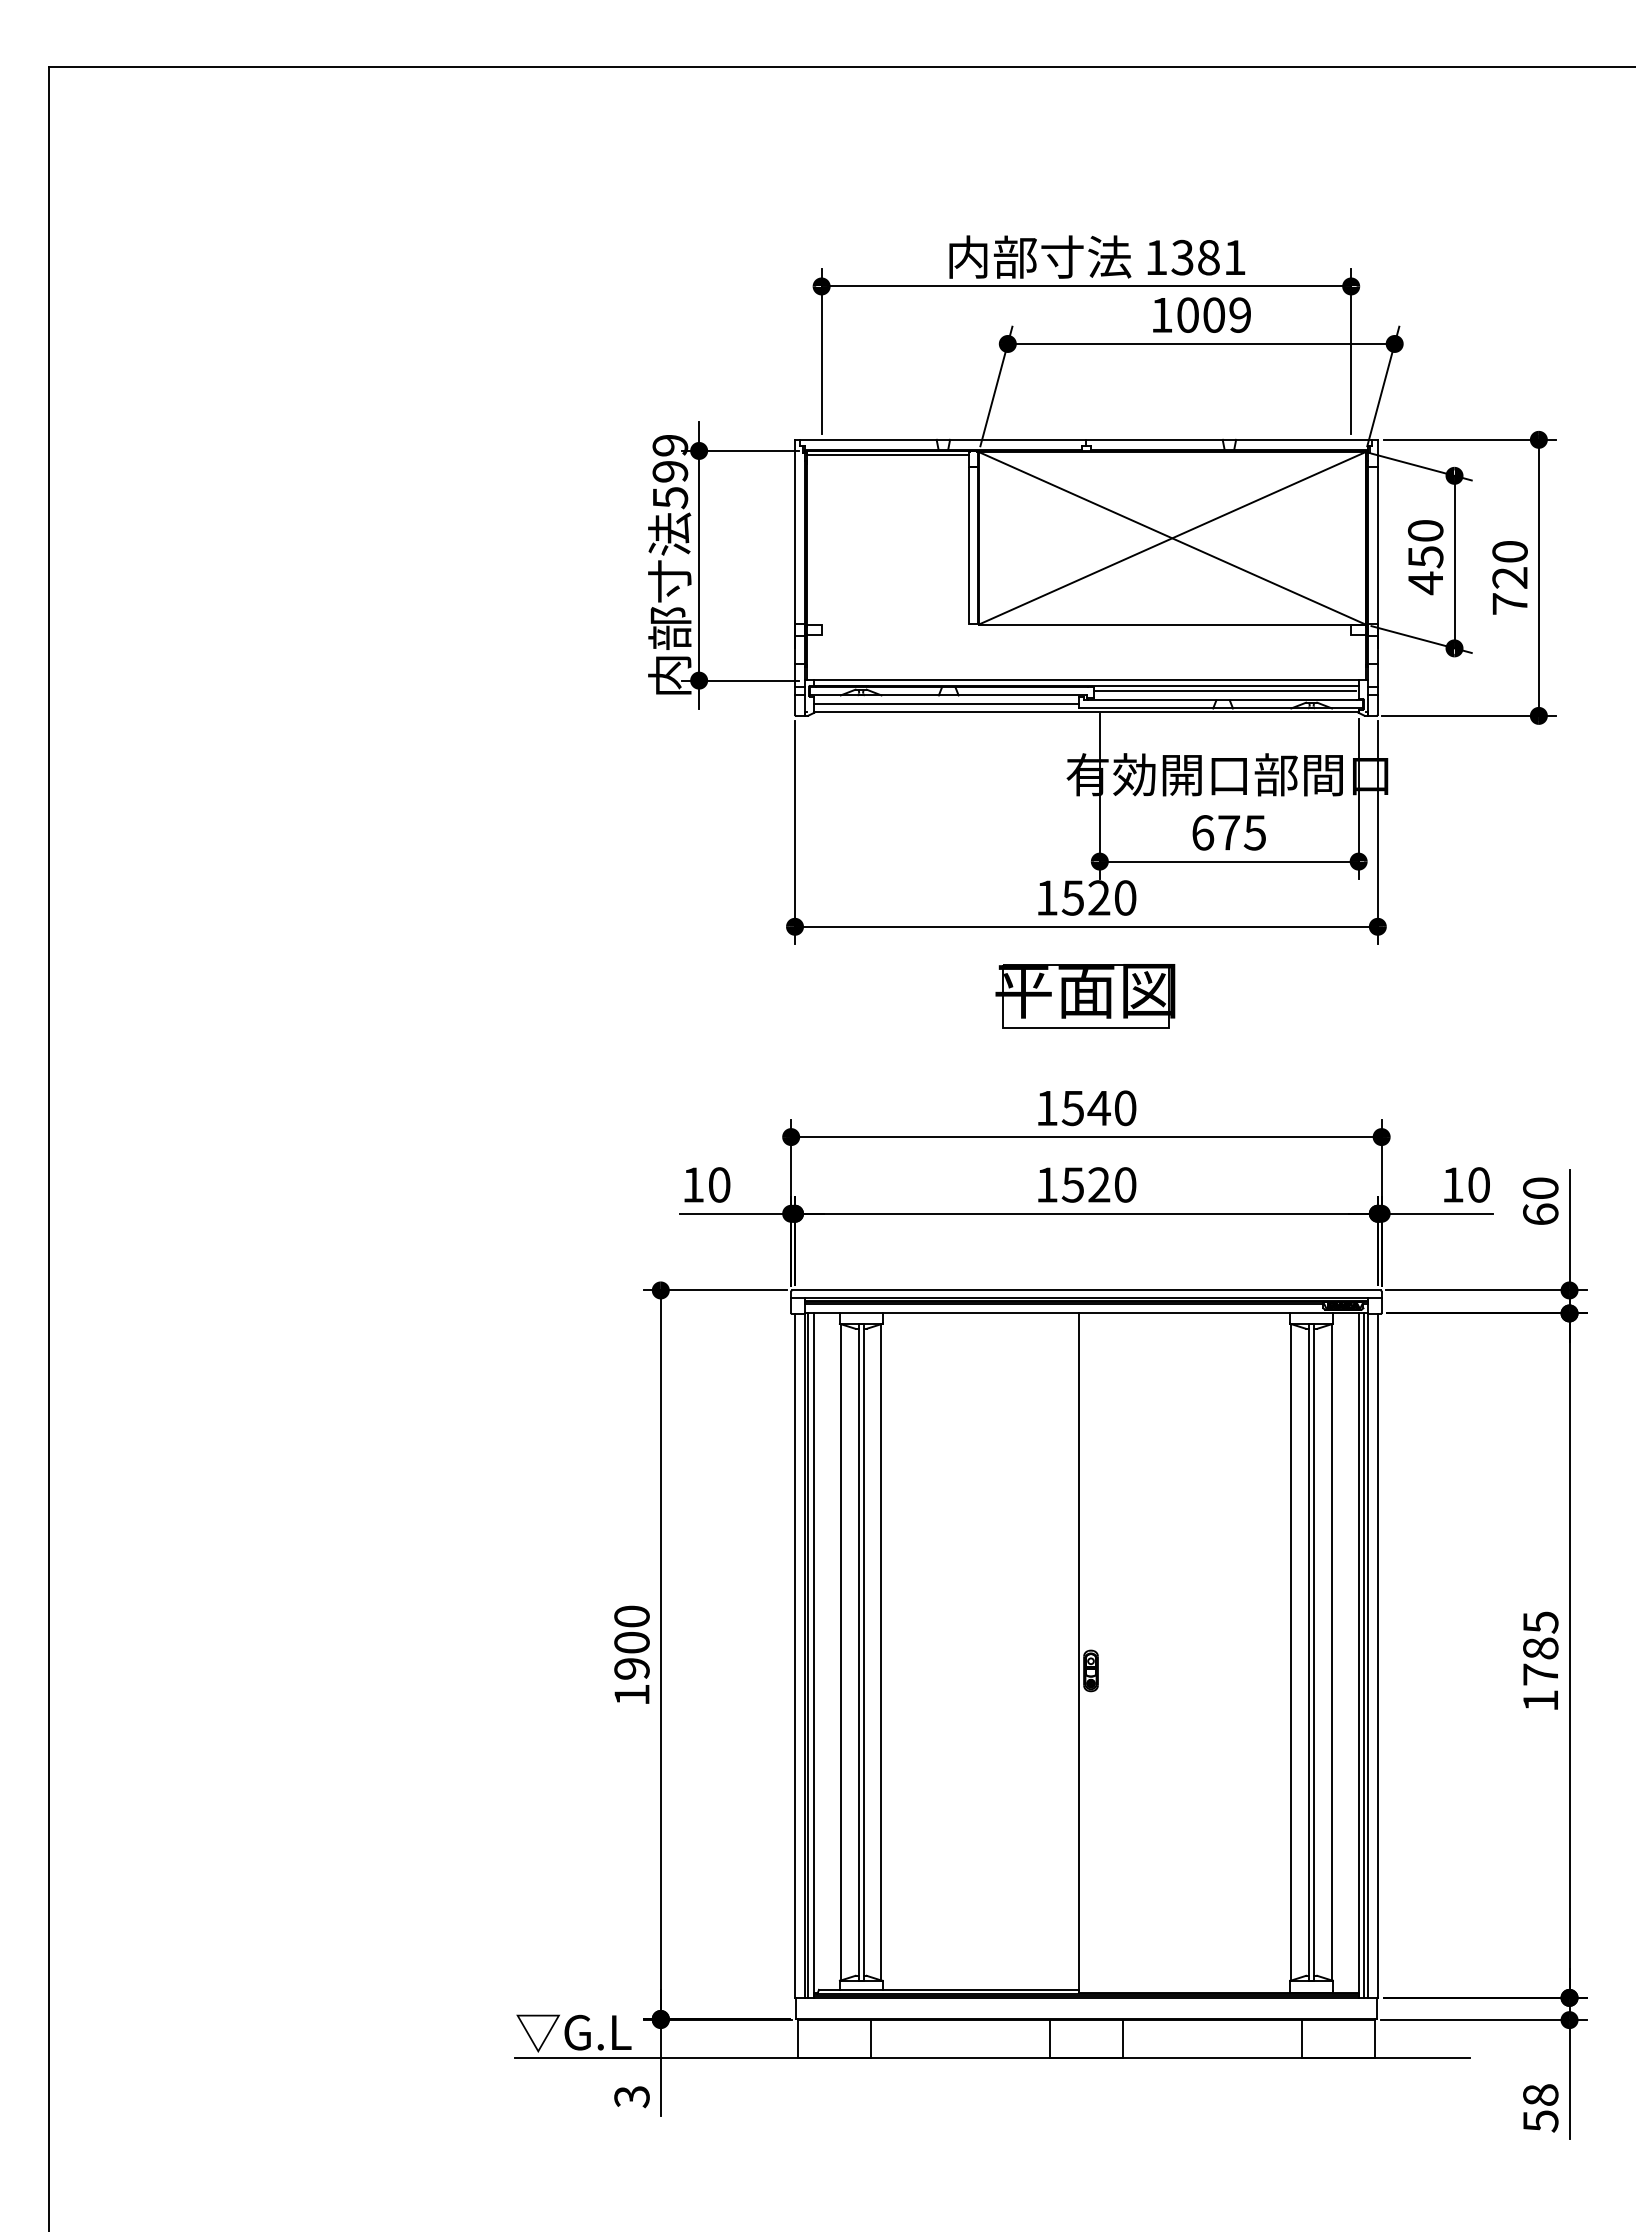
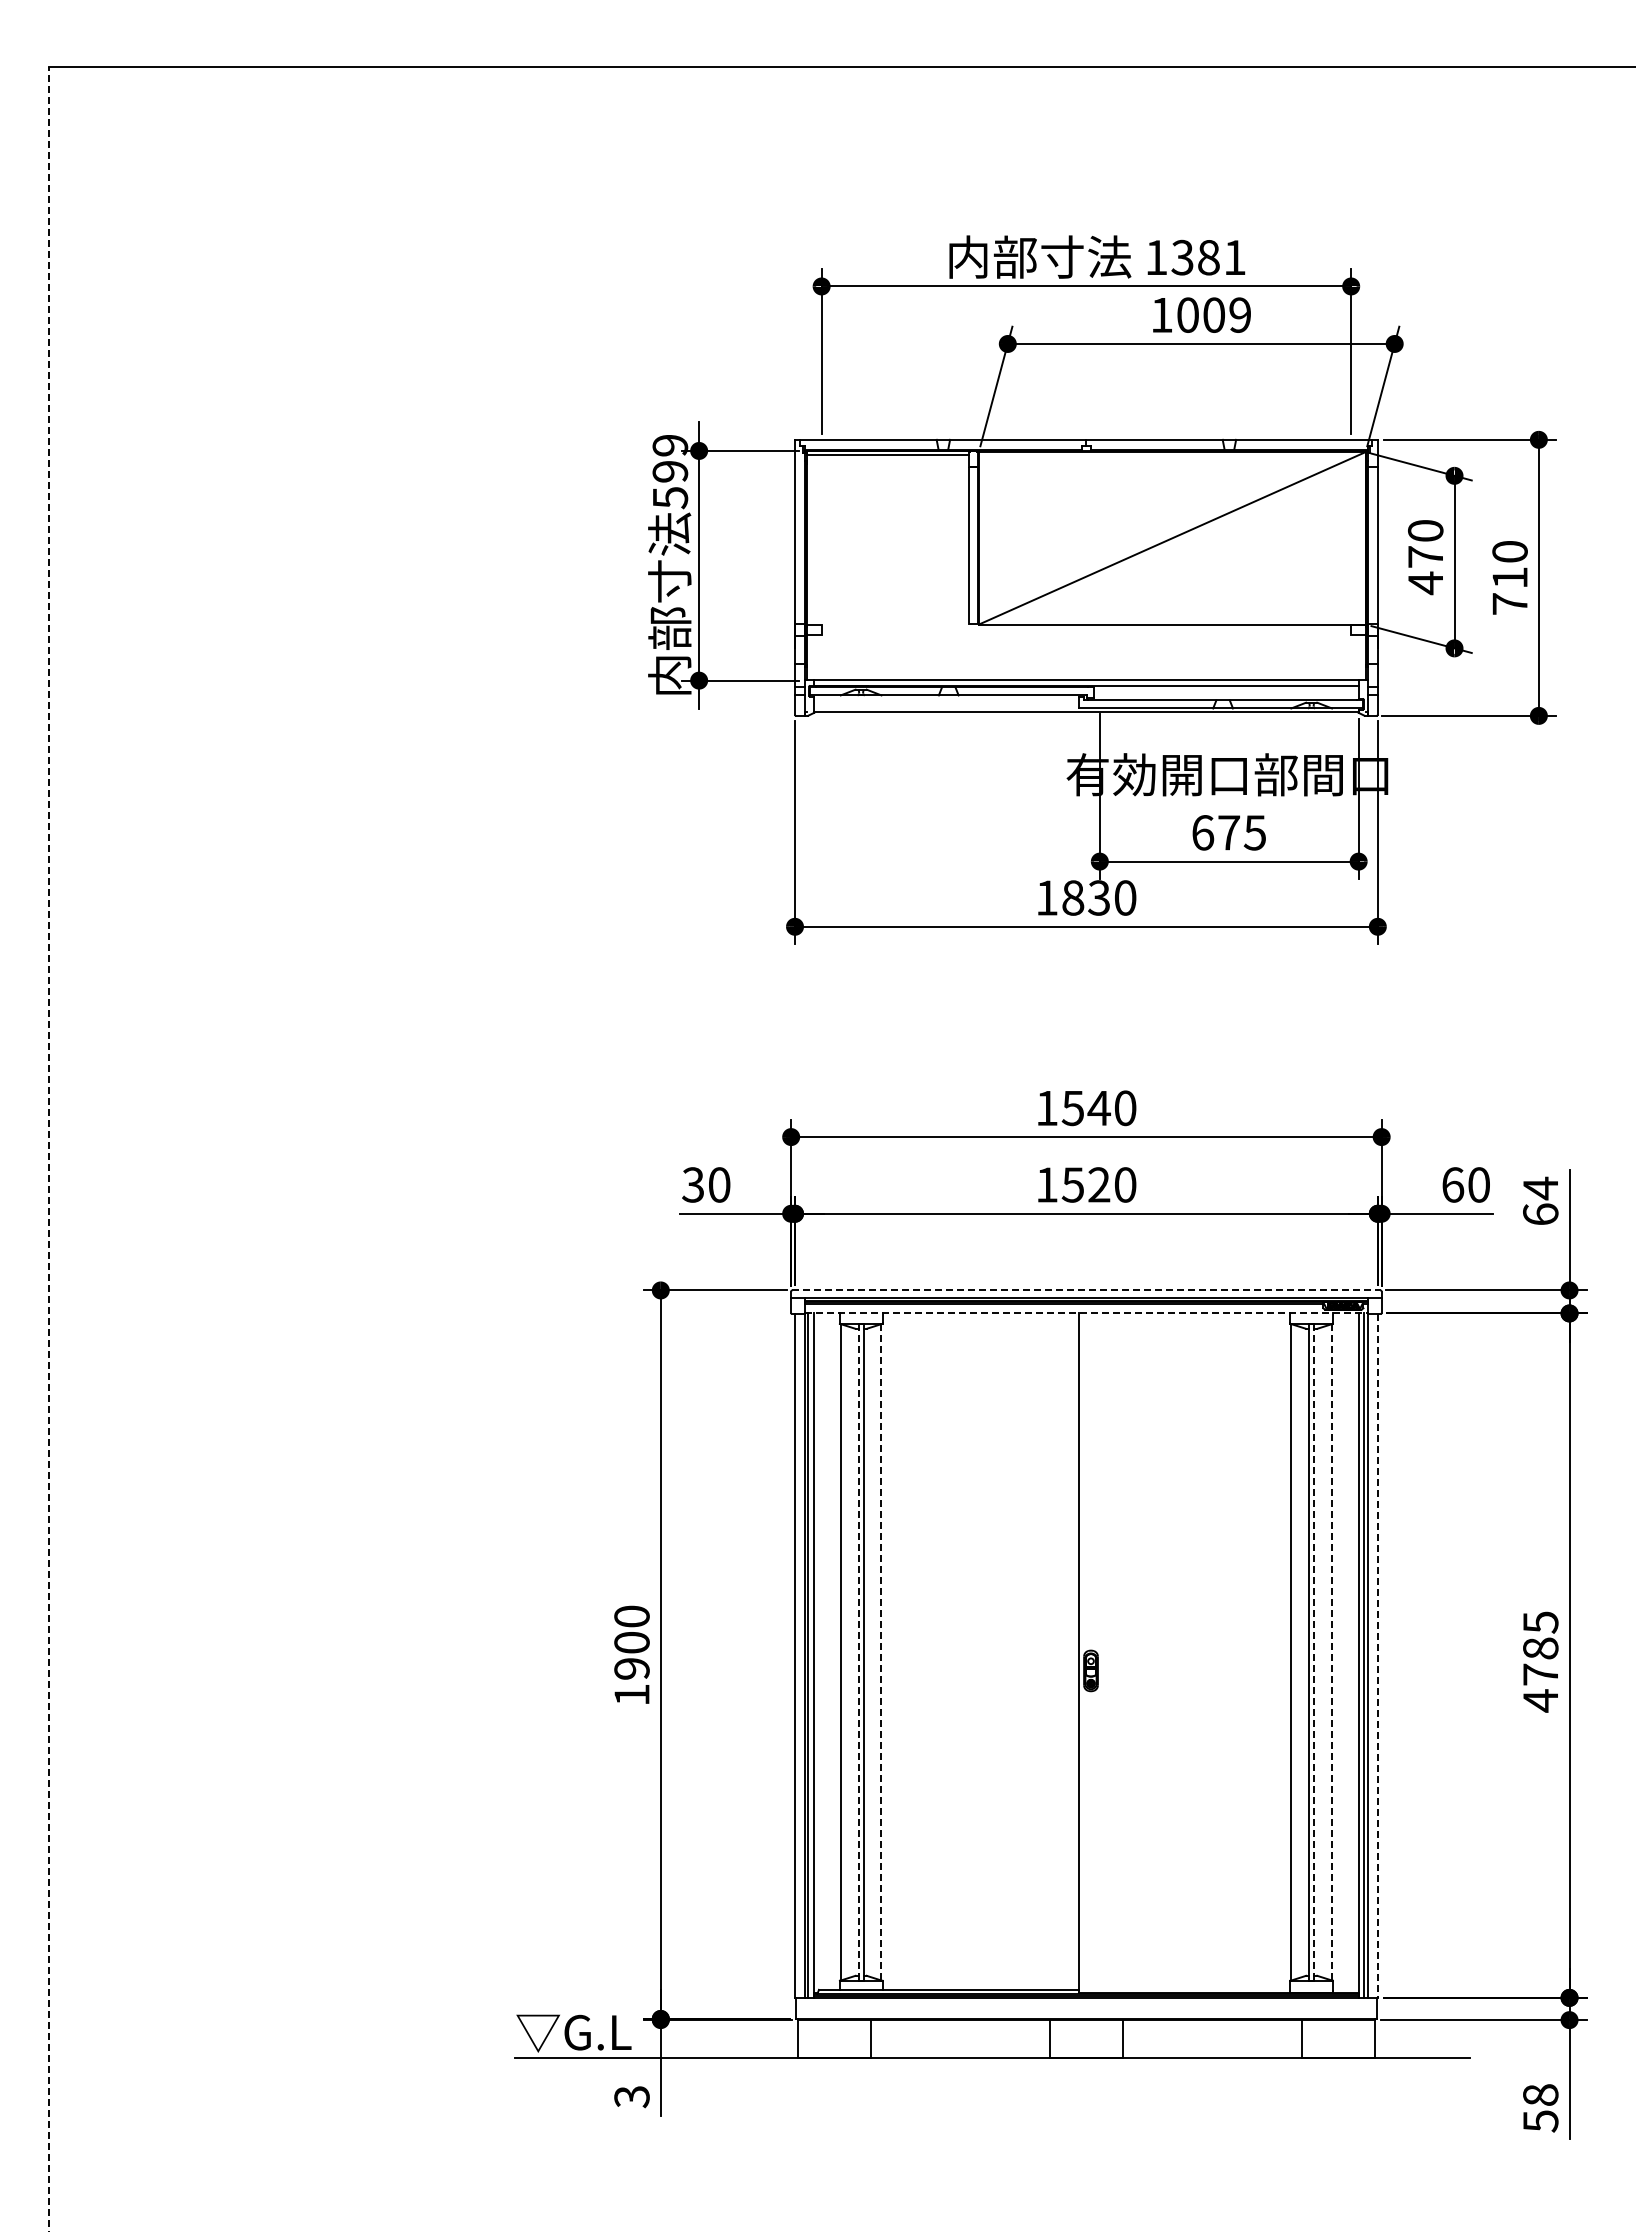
line: present -> none (1171, 538)
text: 450 -> 470 (1425, 557)
text: 720 -> 710 (1509, 577)
line: present -> none (1224, 691)
line: present -> none (946, 704)
text: 1520 -> 1830 (1085, 897)
part: present -> none (1085, 996)
line: solid -> dashed (49, 1148)
text: 10 -> 30 (692, 1184)
text: 10 -> 60 (1453, 1184)
text: 60 -> 64 (1540, 1188)
line: solid -> dashed (1086, 1290)
line: solid -> dashed (1086, 1313)
line: solid -> dashed (858, 1652)
line: solid -> dashed (881, 1652)
line: solid -> dashed (1314, 1652)
line: solid -> dashed (1332, 1652)
line: solid -> dashed (1377, 1656)
text: 1785 -> 4785 (1540, 1700)
